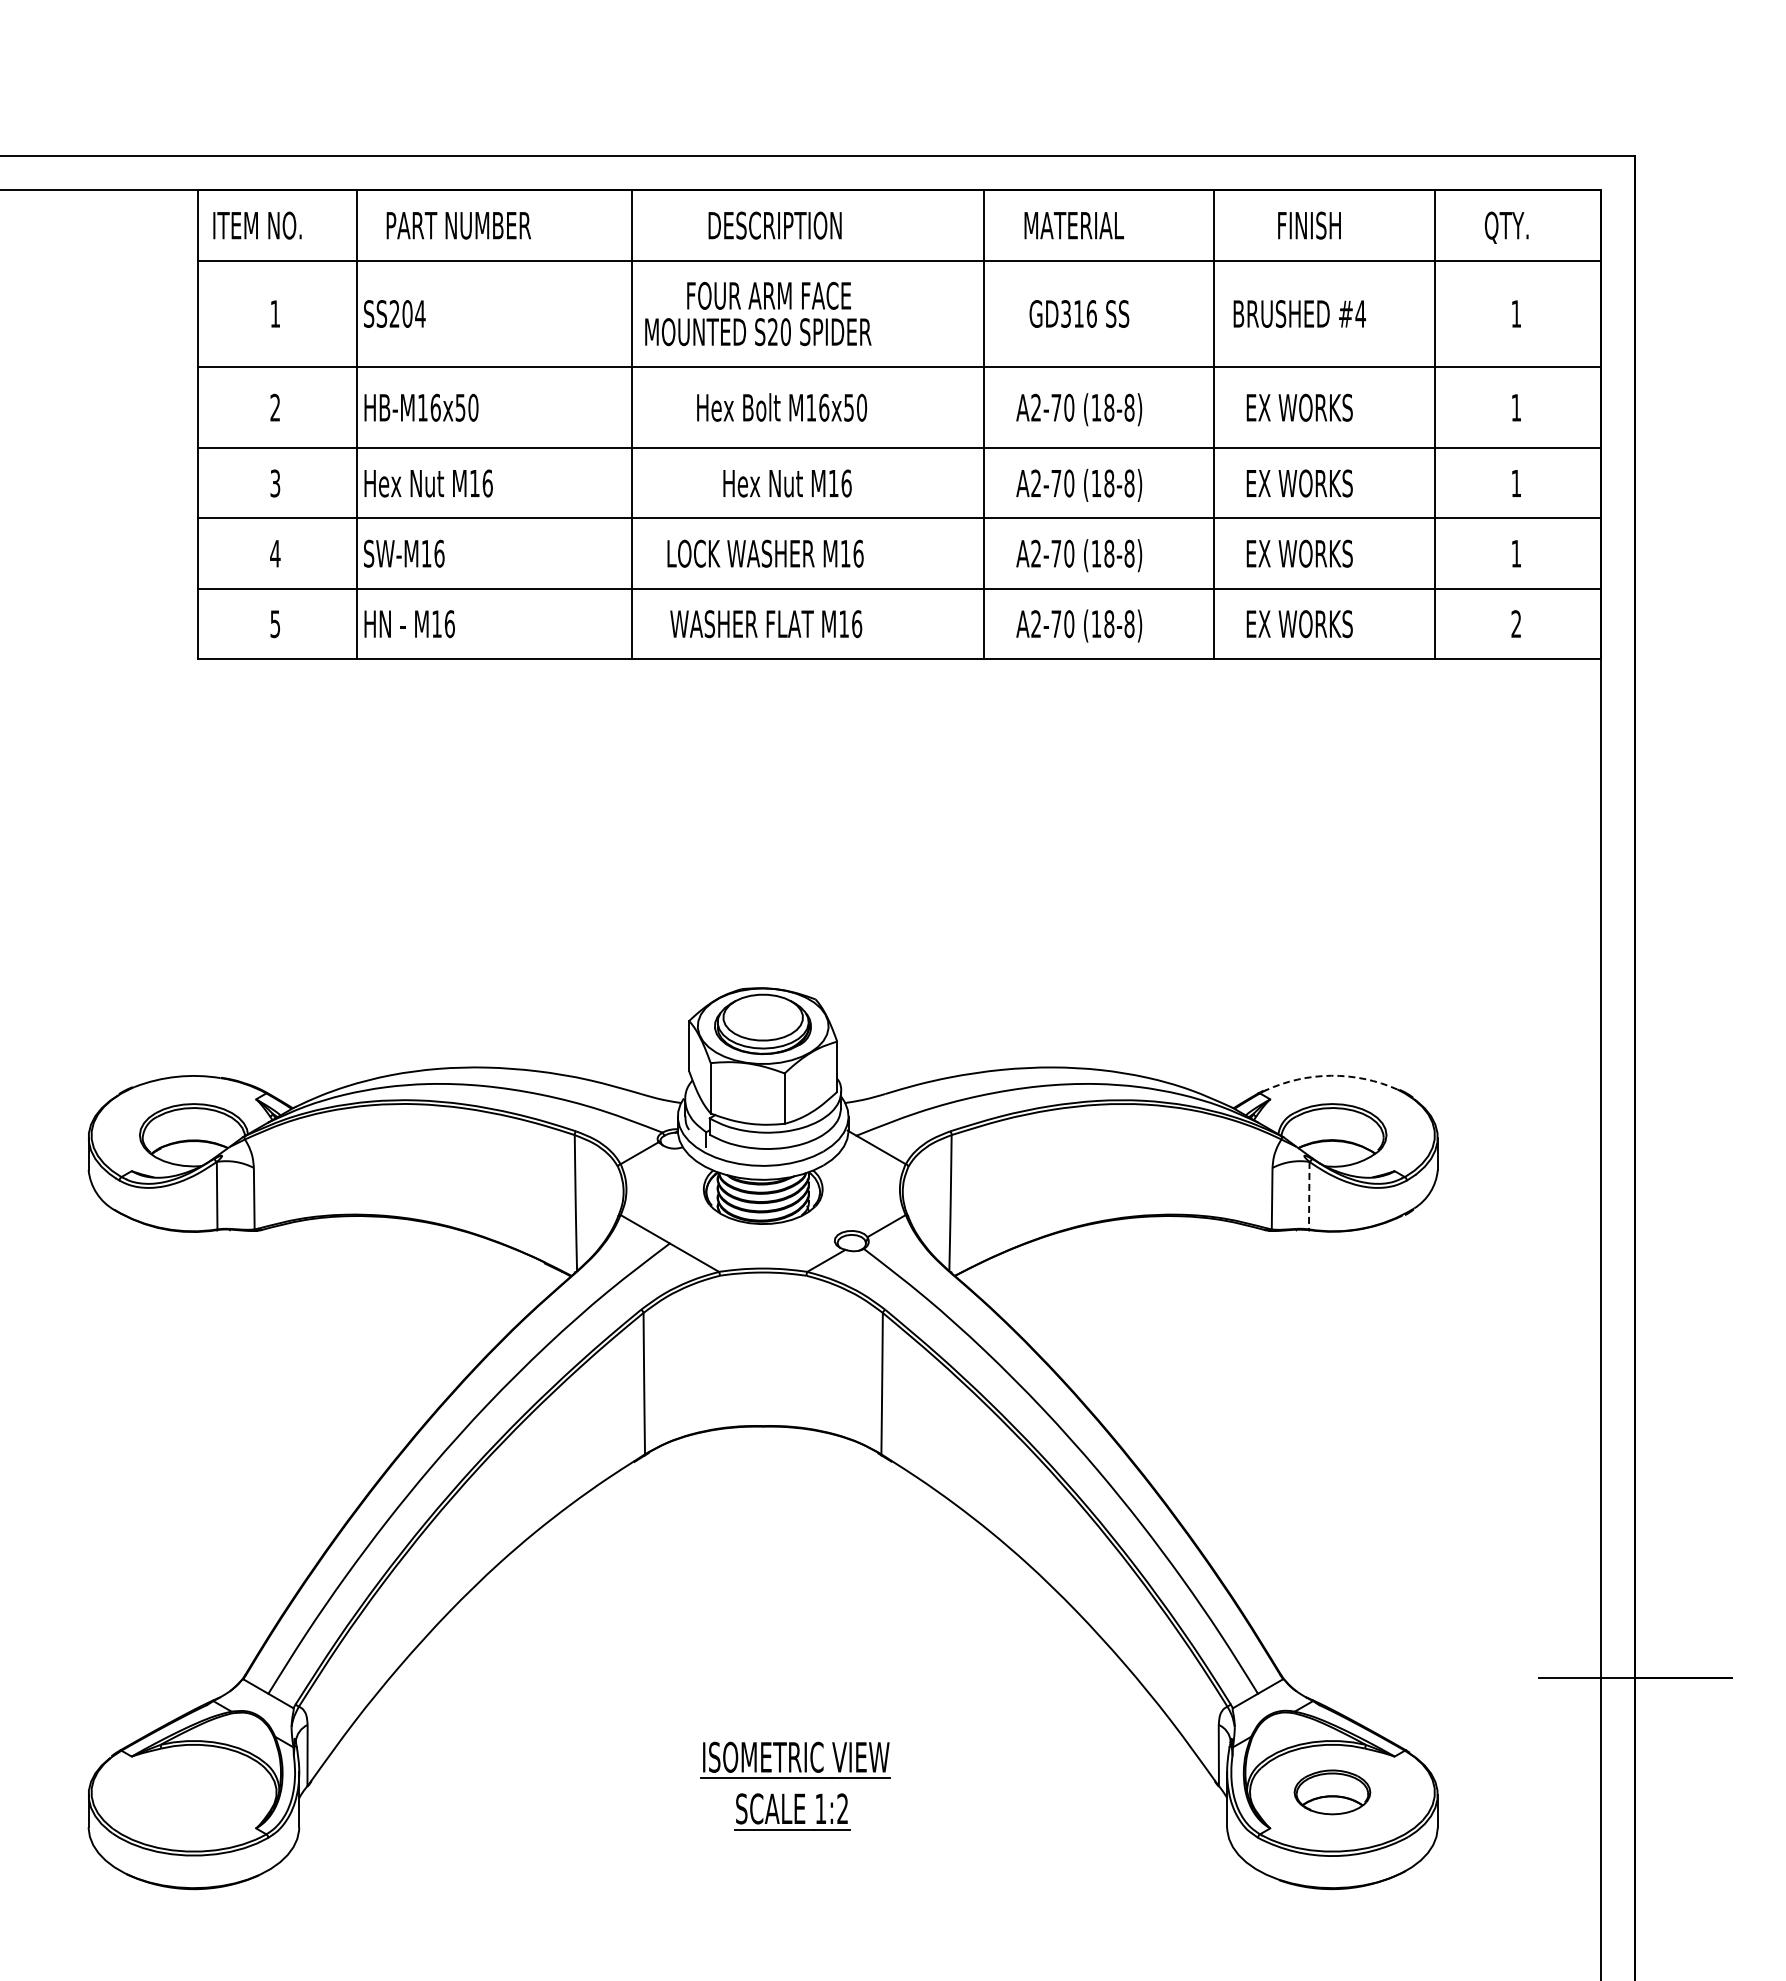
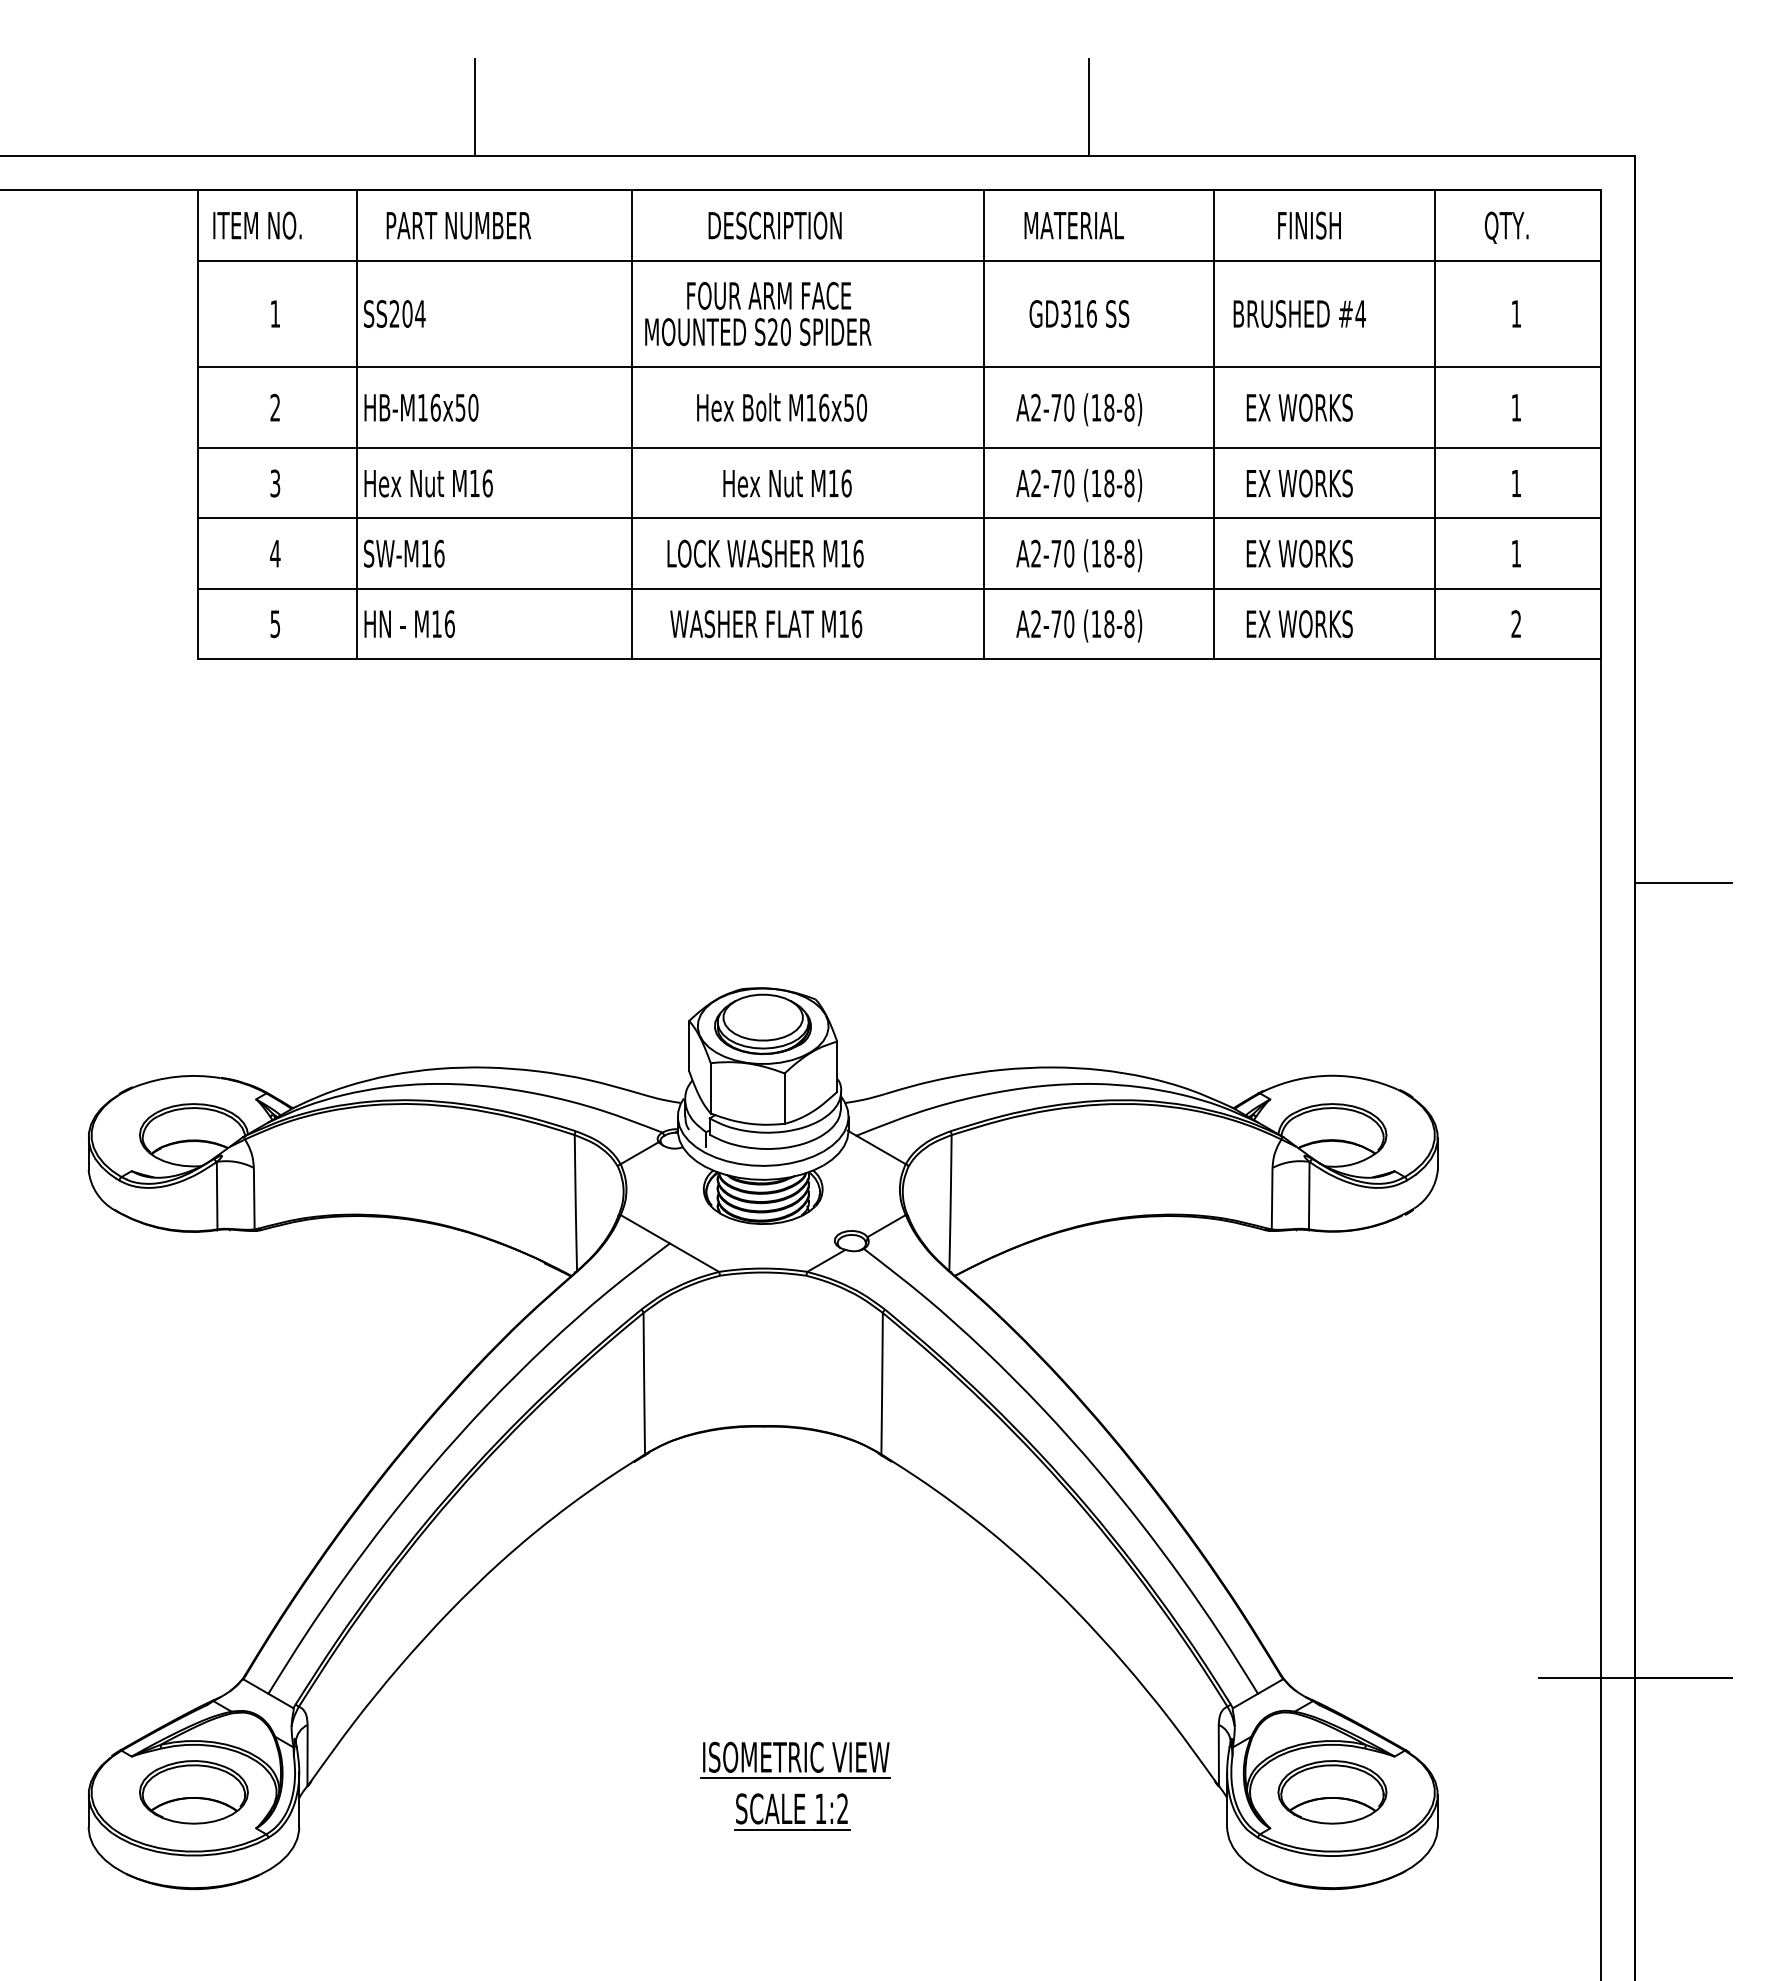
line: none -> present (474, 107)
line: none -> present (1089, 107)
line: none -> present (1683, 883)
arc: dashed -> solid (1331, 1075)
line: dashed -> solid (1309, 1195)
part: none -> present (193, 1792)
part size: 79x47 px -> 111x65 px (1332, 1792)
